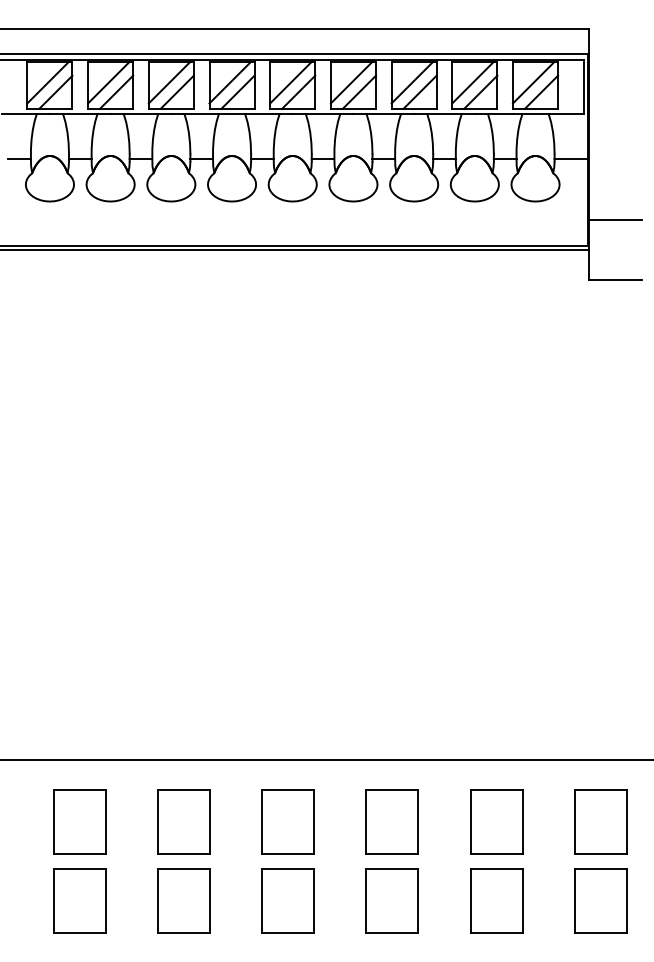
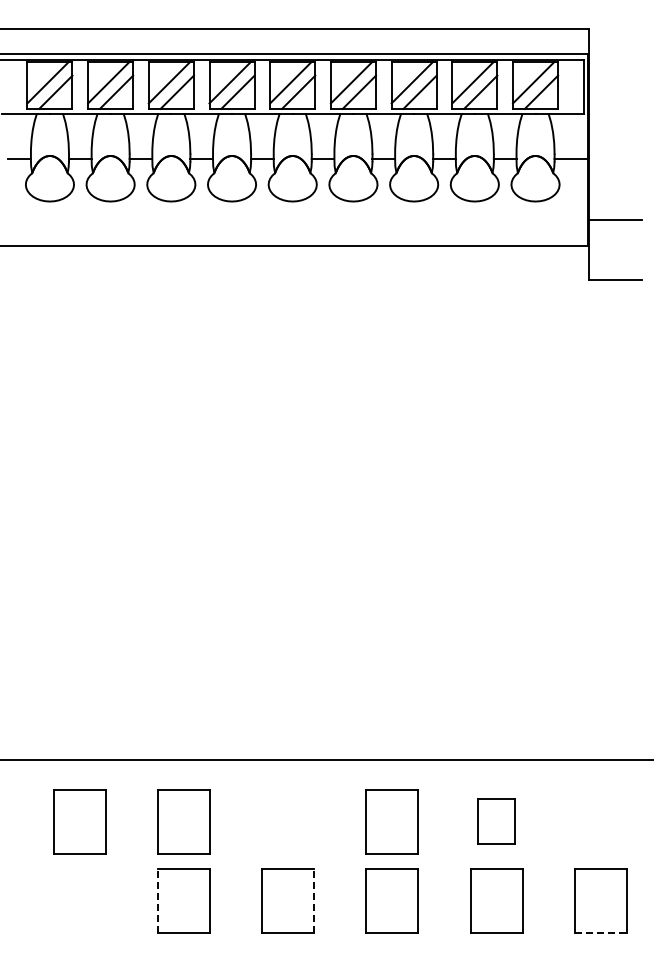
line: present -> none (295, 250)
part: present -> none (287, 821)
part size: 54x66 px -> 39x47 px (496, 821)
part: present -> none (600, 821)
part: present -> none (79, 900)
line: solid -> dashed (158, 900)
line: solid -> dashed (314, 900)
line: solid -> dashed (601, 933)
